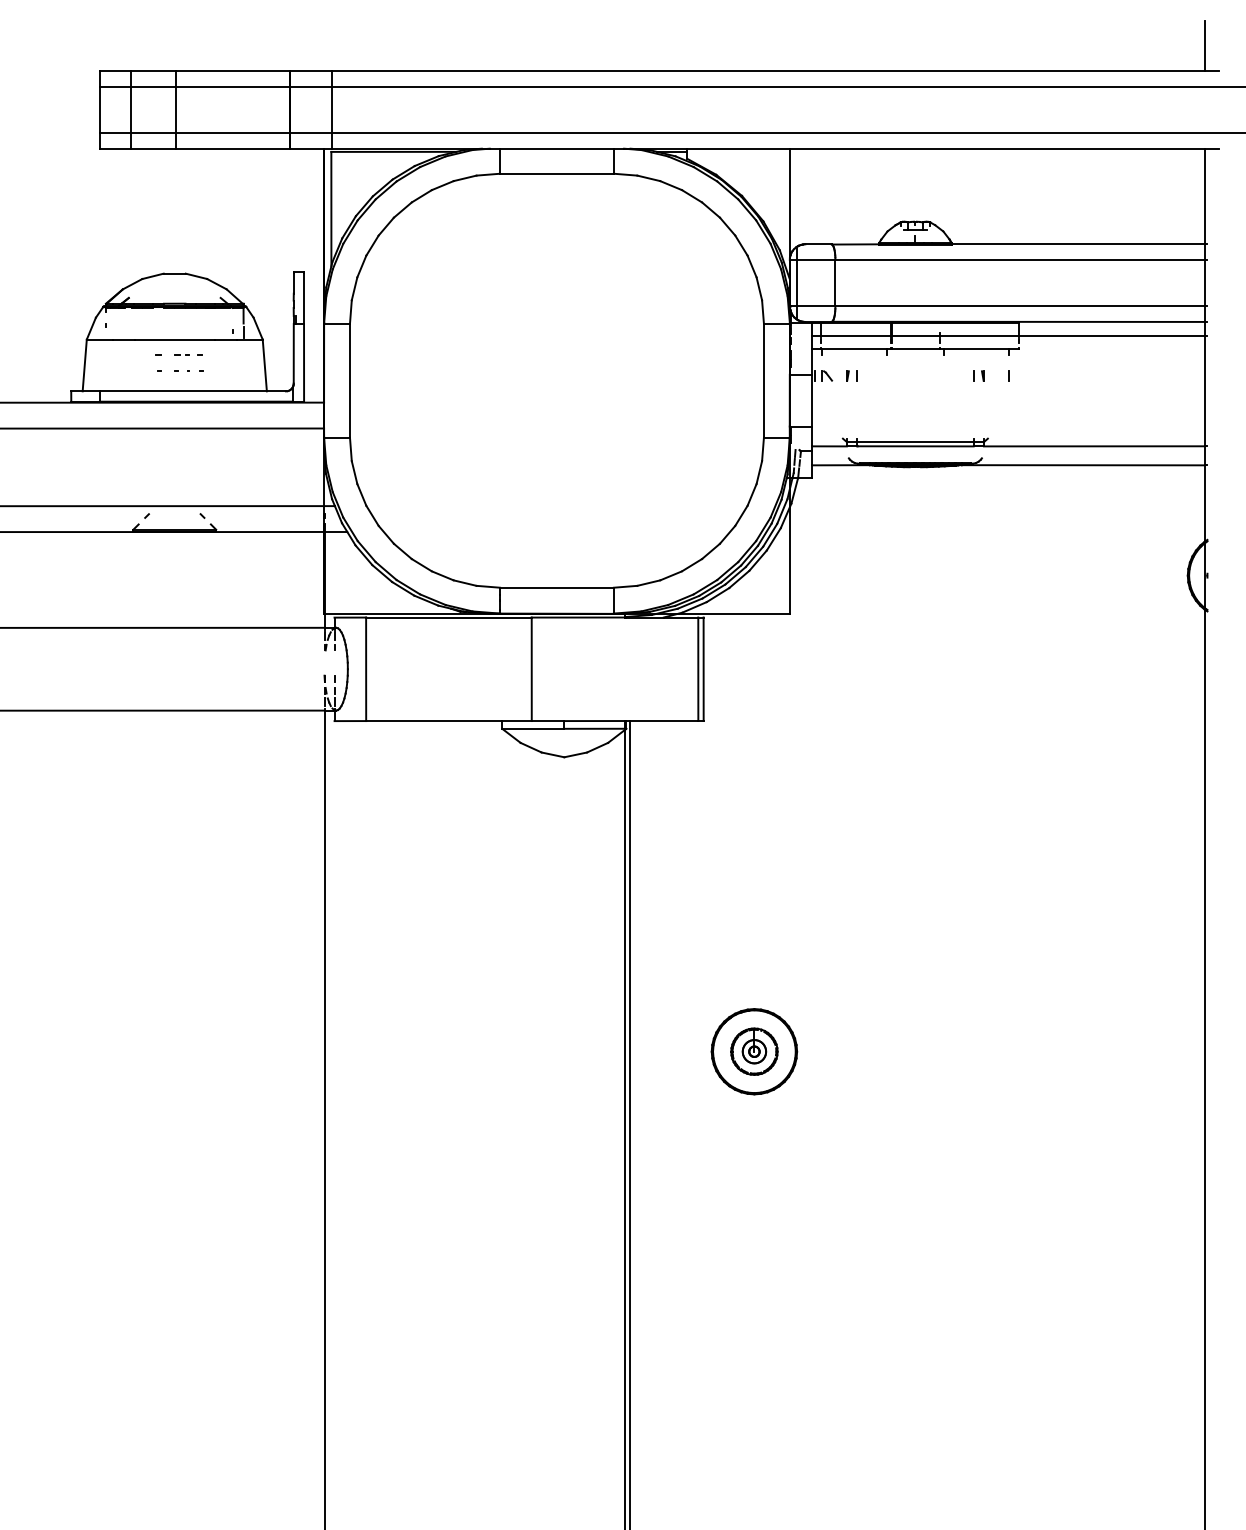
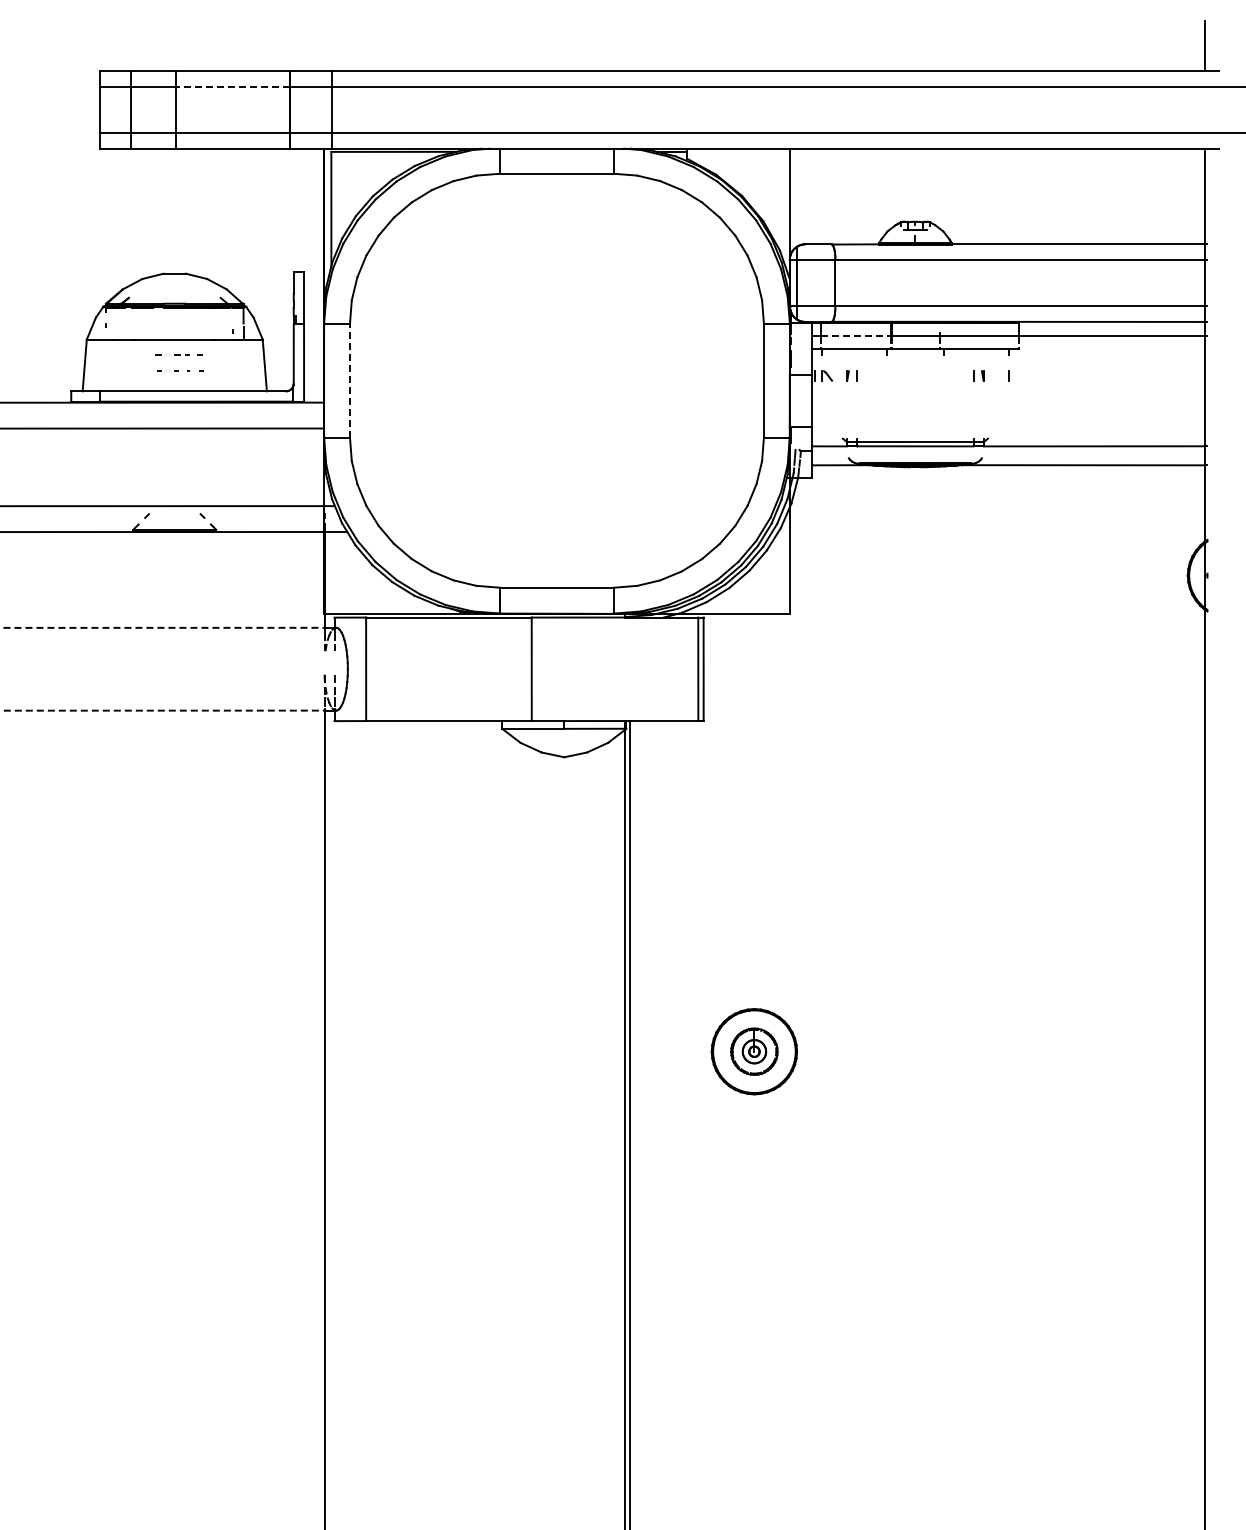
line: solid -> dashed (233, 86)
line: solid -> dashed (856, 335)
line: solid -> dashed (349, 380)
line: solid -> dashed (163, 627)
line: solid -> dashed (163, 710)
